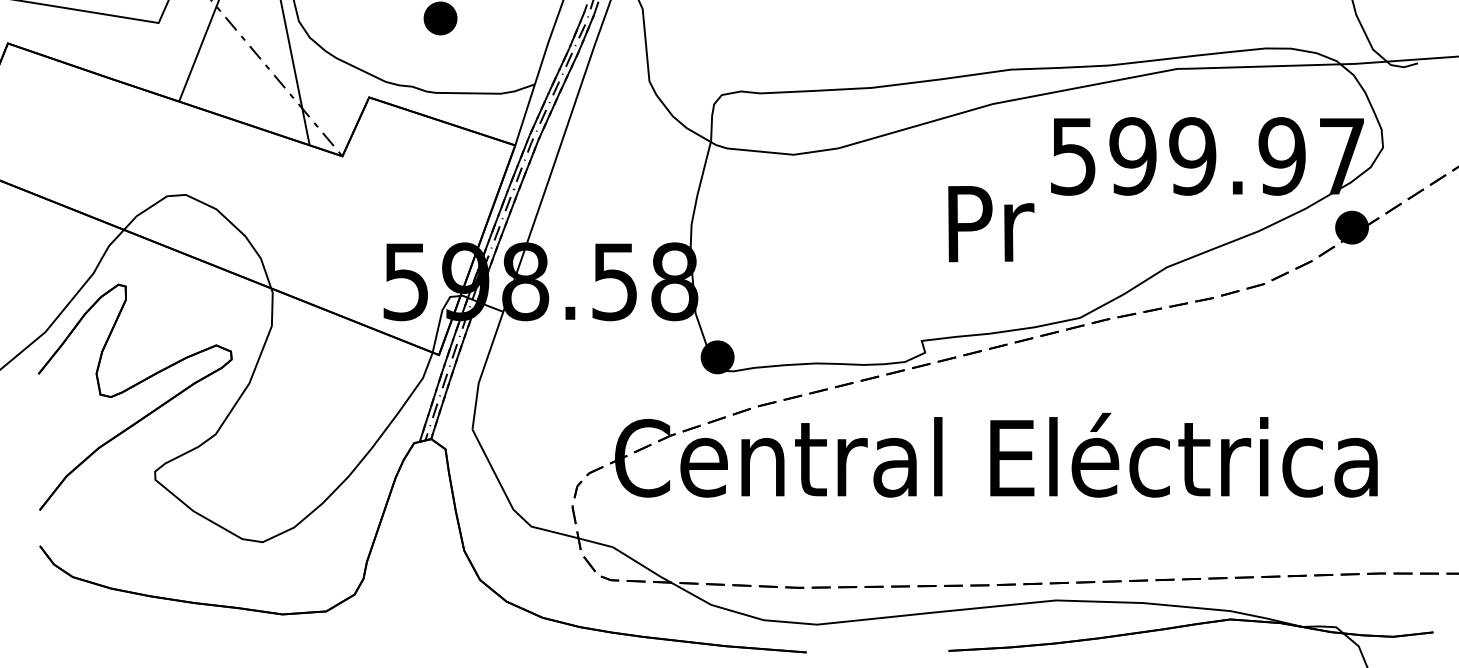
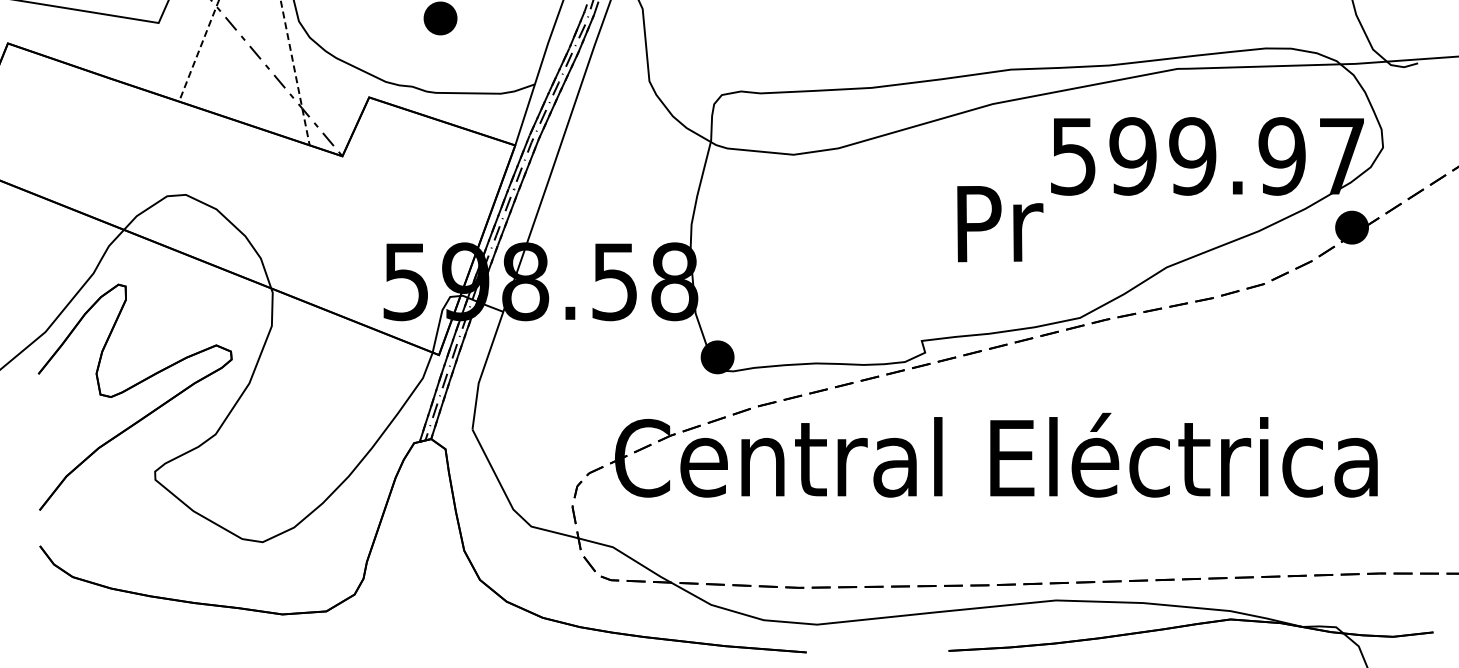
line: solid -> dashed (199, 50)
line: solid -> dashed (295, 74)
text position: (991, 224) -> (1000, 224) (1000, 224)
